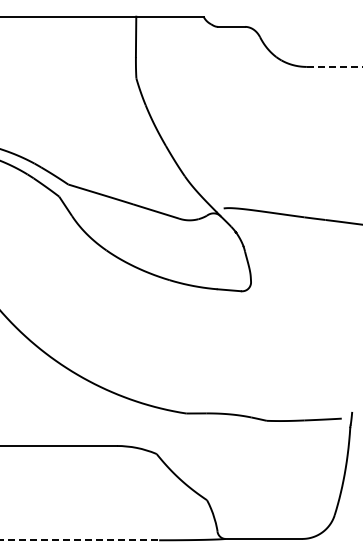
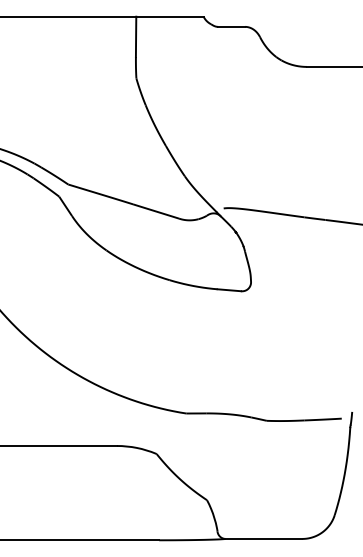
line: dashed -> solid (334, 66)
line: dashed -> solid (80, 540)
